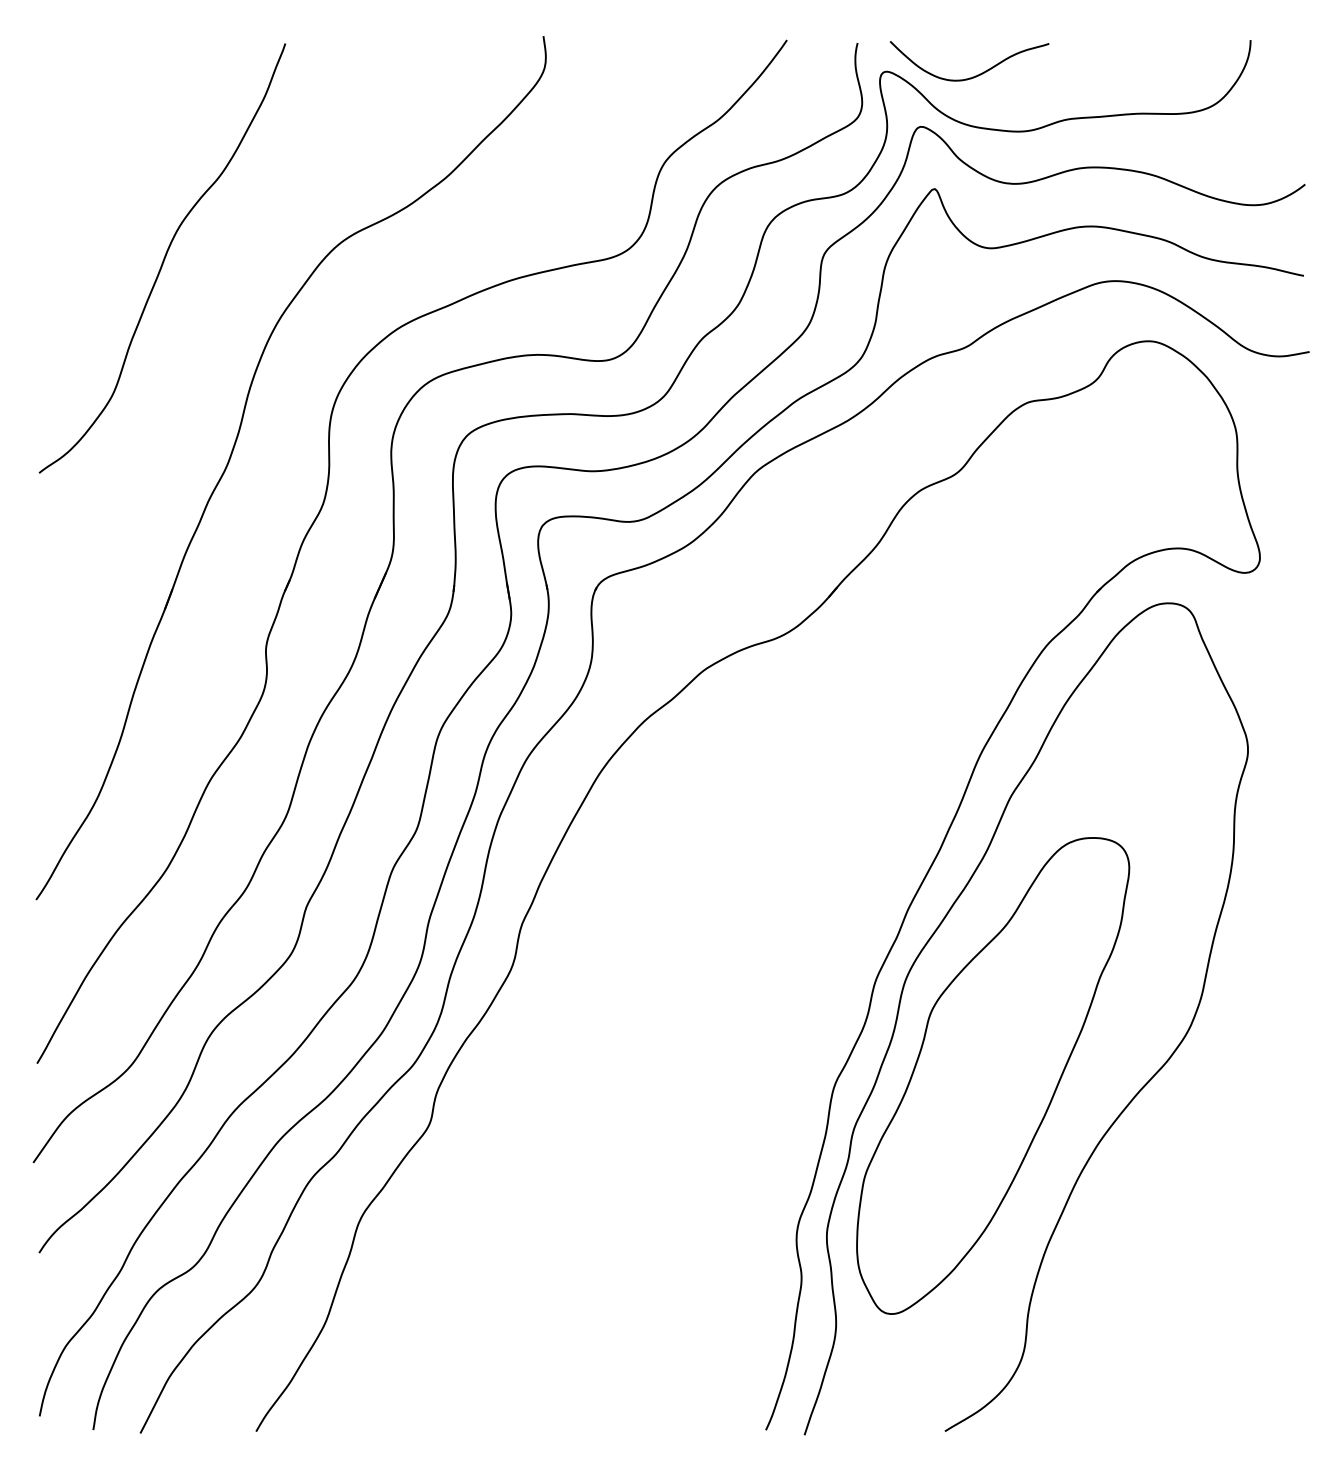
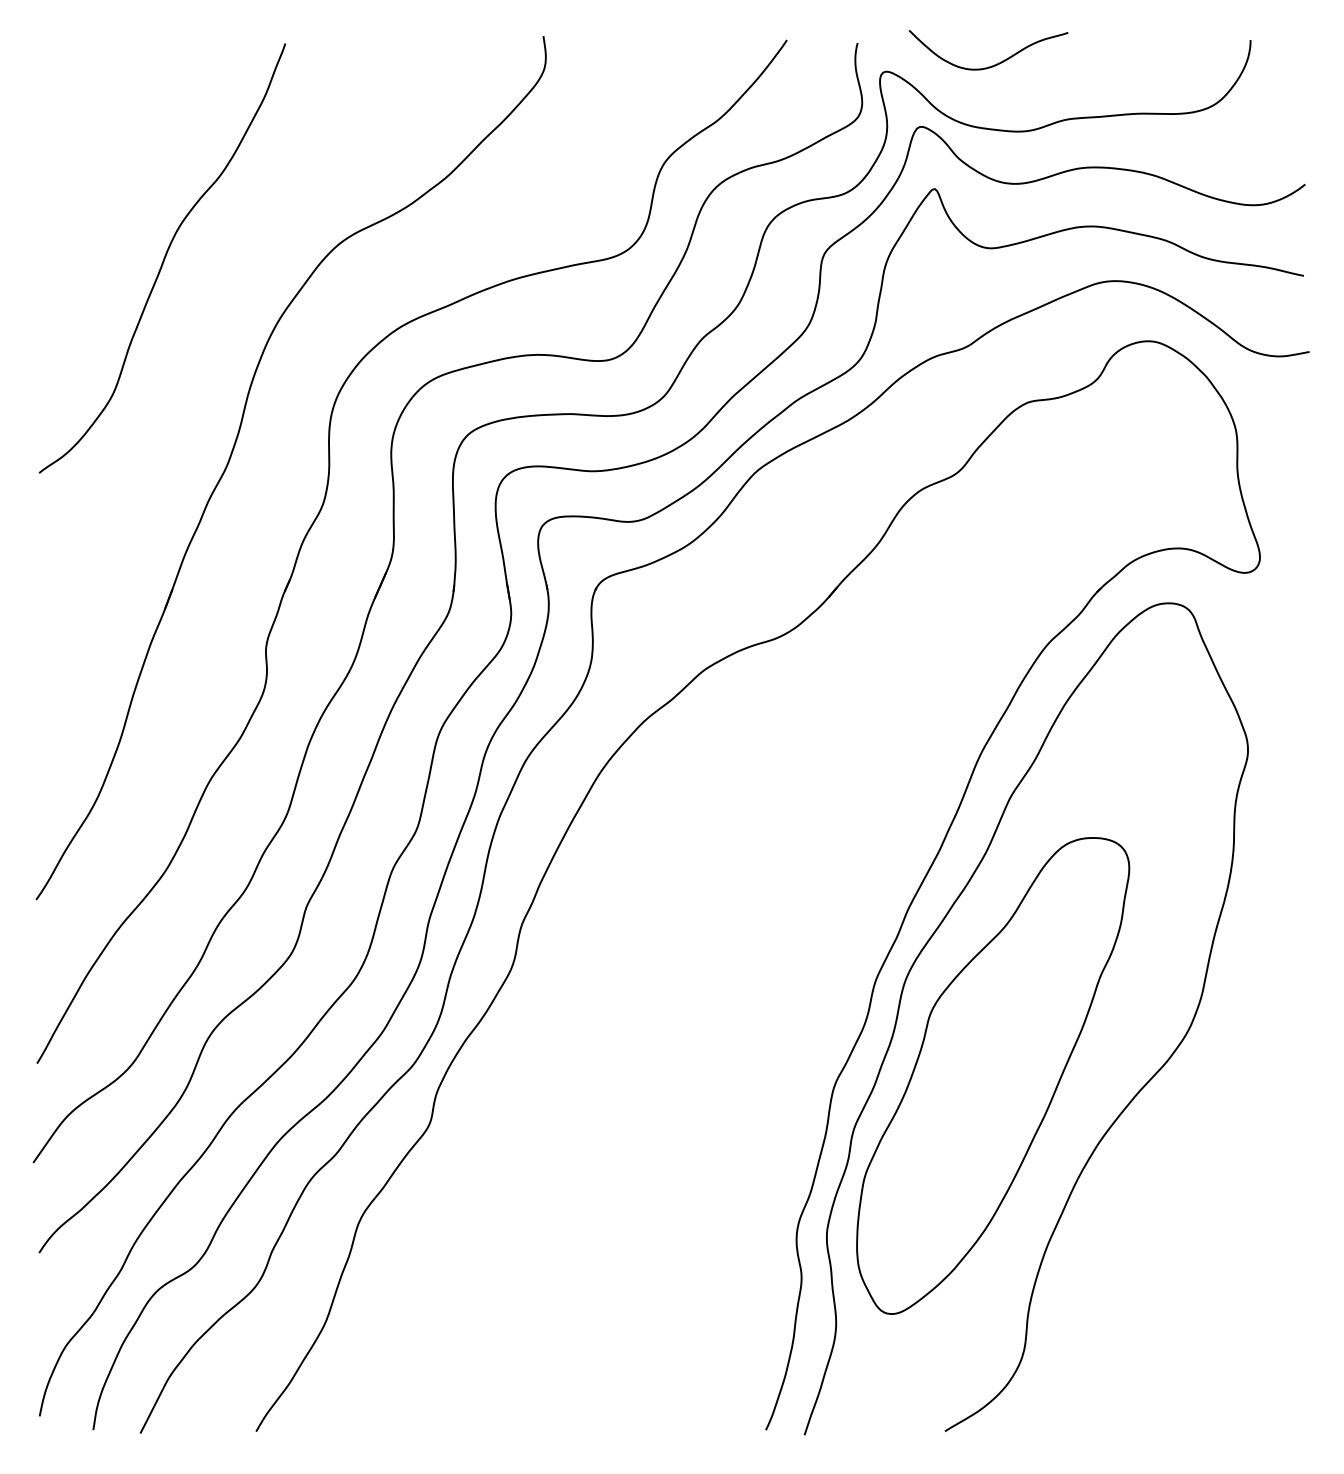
curve position: (975, 75) -> (994, 64) (994, 64)
